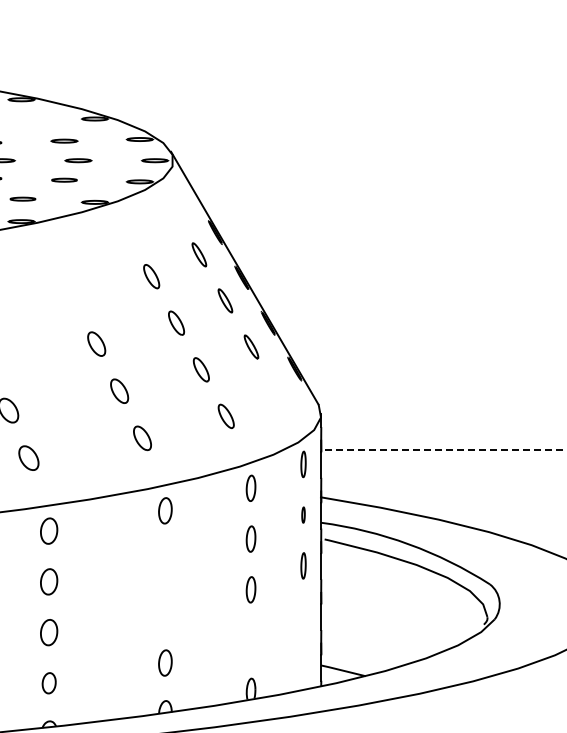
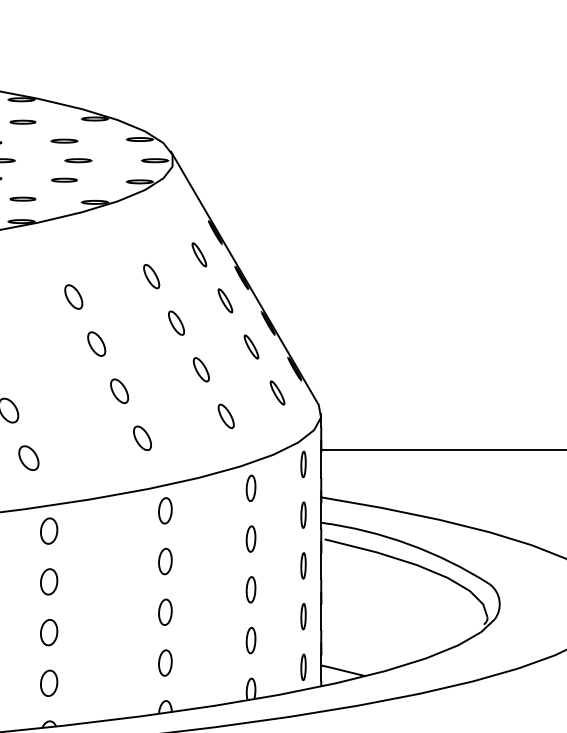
part: none -> present (22, 121)
part: none -> present (73, 296)
part: none -> present (277, 392)
line: dashed -> solid (444, 450)
part size: 5x18 px -> 7x28 px (303, 514)
part: none -> present (165, 561)
part: none -> present (165, 611)
part: none -> present (303, 616)
part: none -> present (250, 640)
part: none -> present (303, 666)
part size: 16x23 px -> 19x28 px (49, 682)
